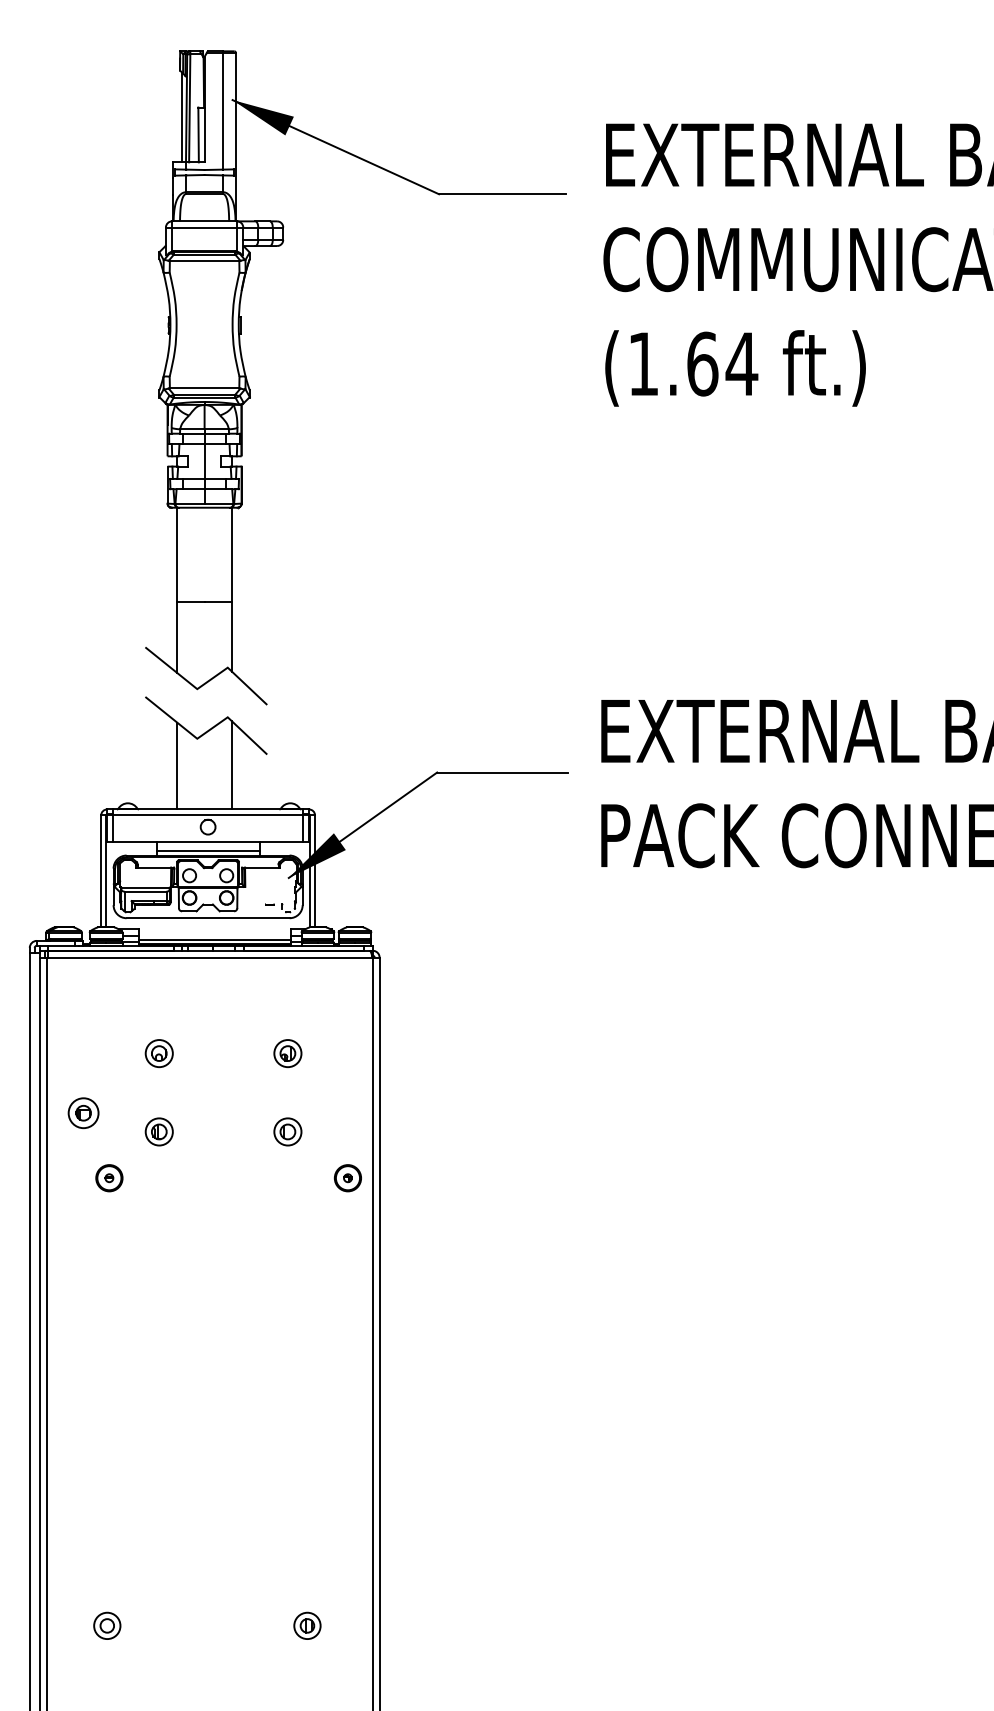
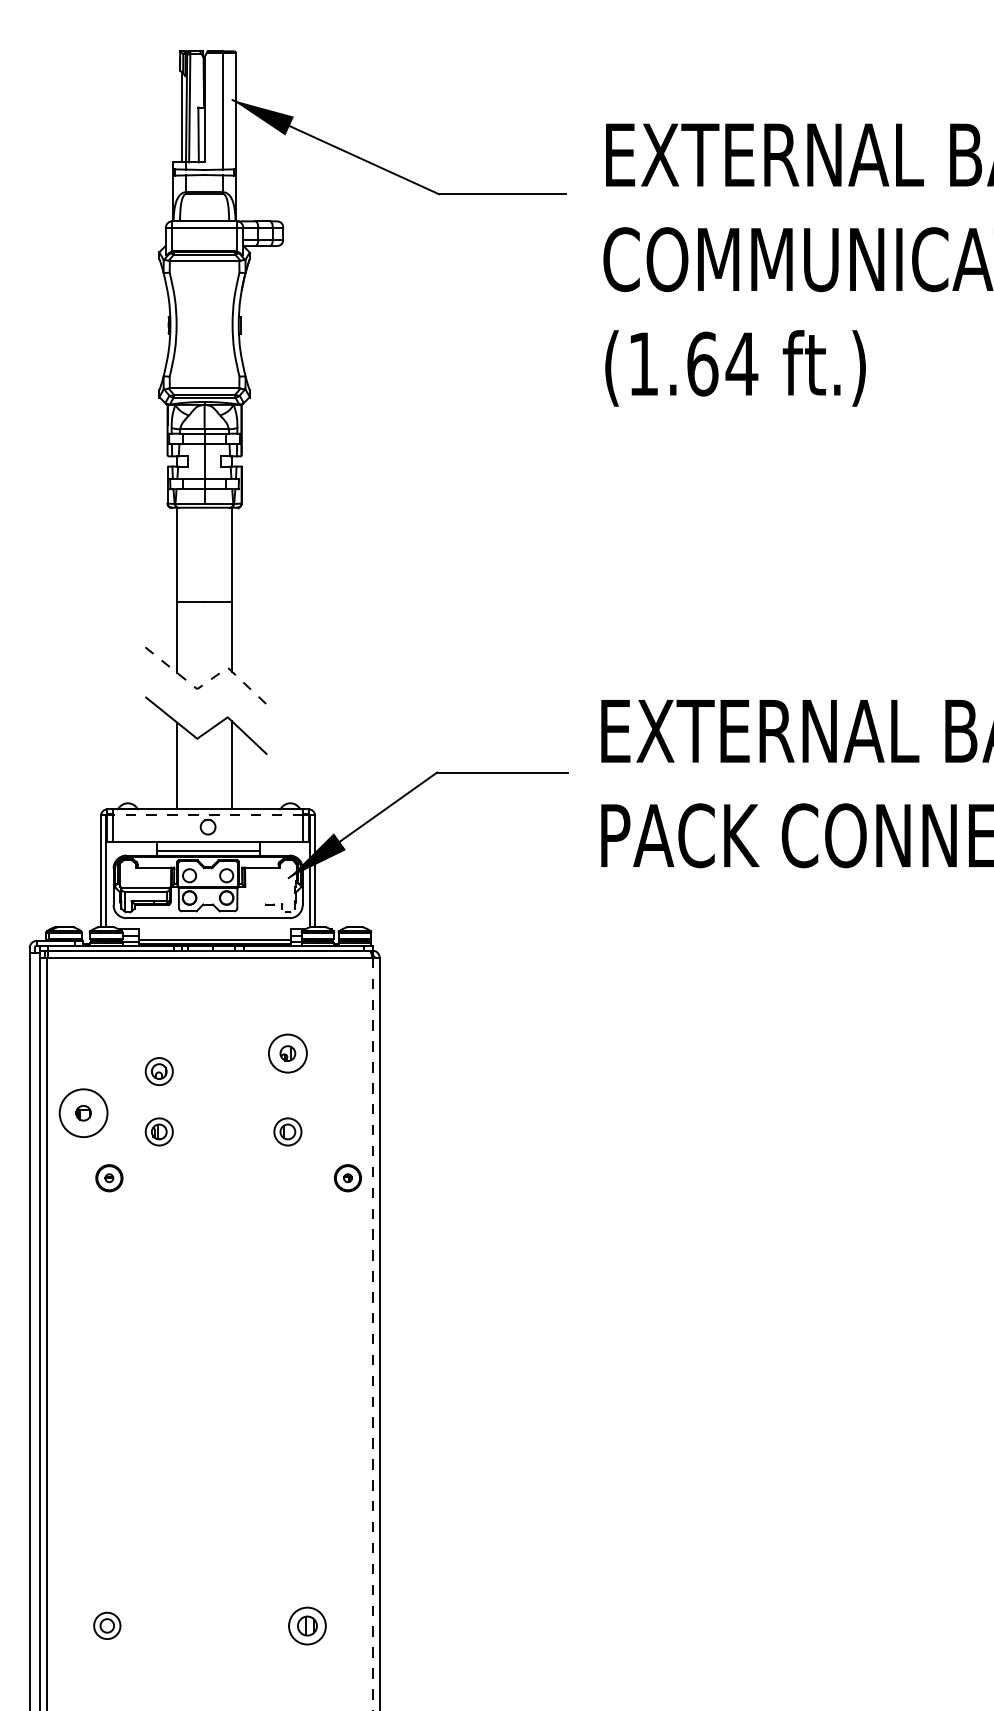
line: solid -> dashed (207, 681)
line: solid -> dashed (207, 815)
part position: (158, 1053) -> (158, 1071) (158, 1071)
circle diameter: 27 px -> 38 px (287, 1053)
circle diameter: 30 px -> 48 px (83, 1113)
line: solid -> dashed (372, 1334)
part size: 29x29 px -> 39x40 px (307, 1625)
